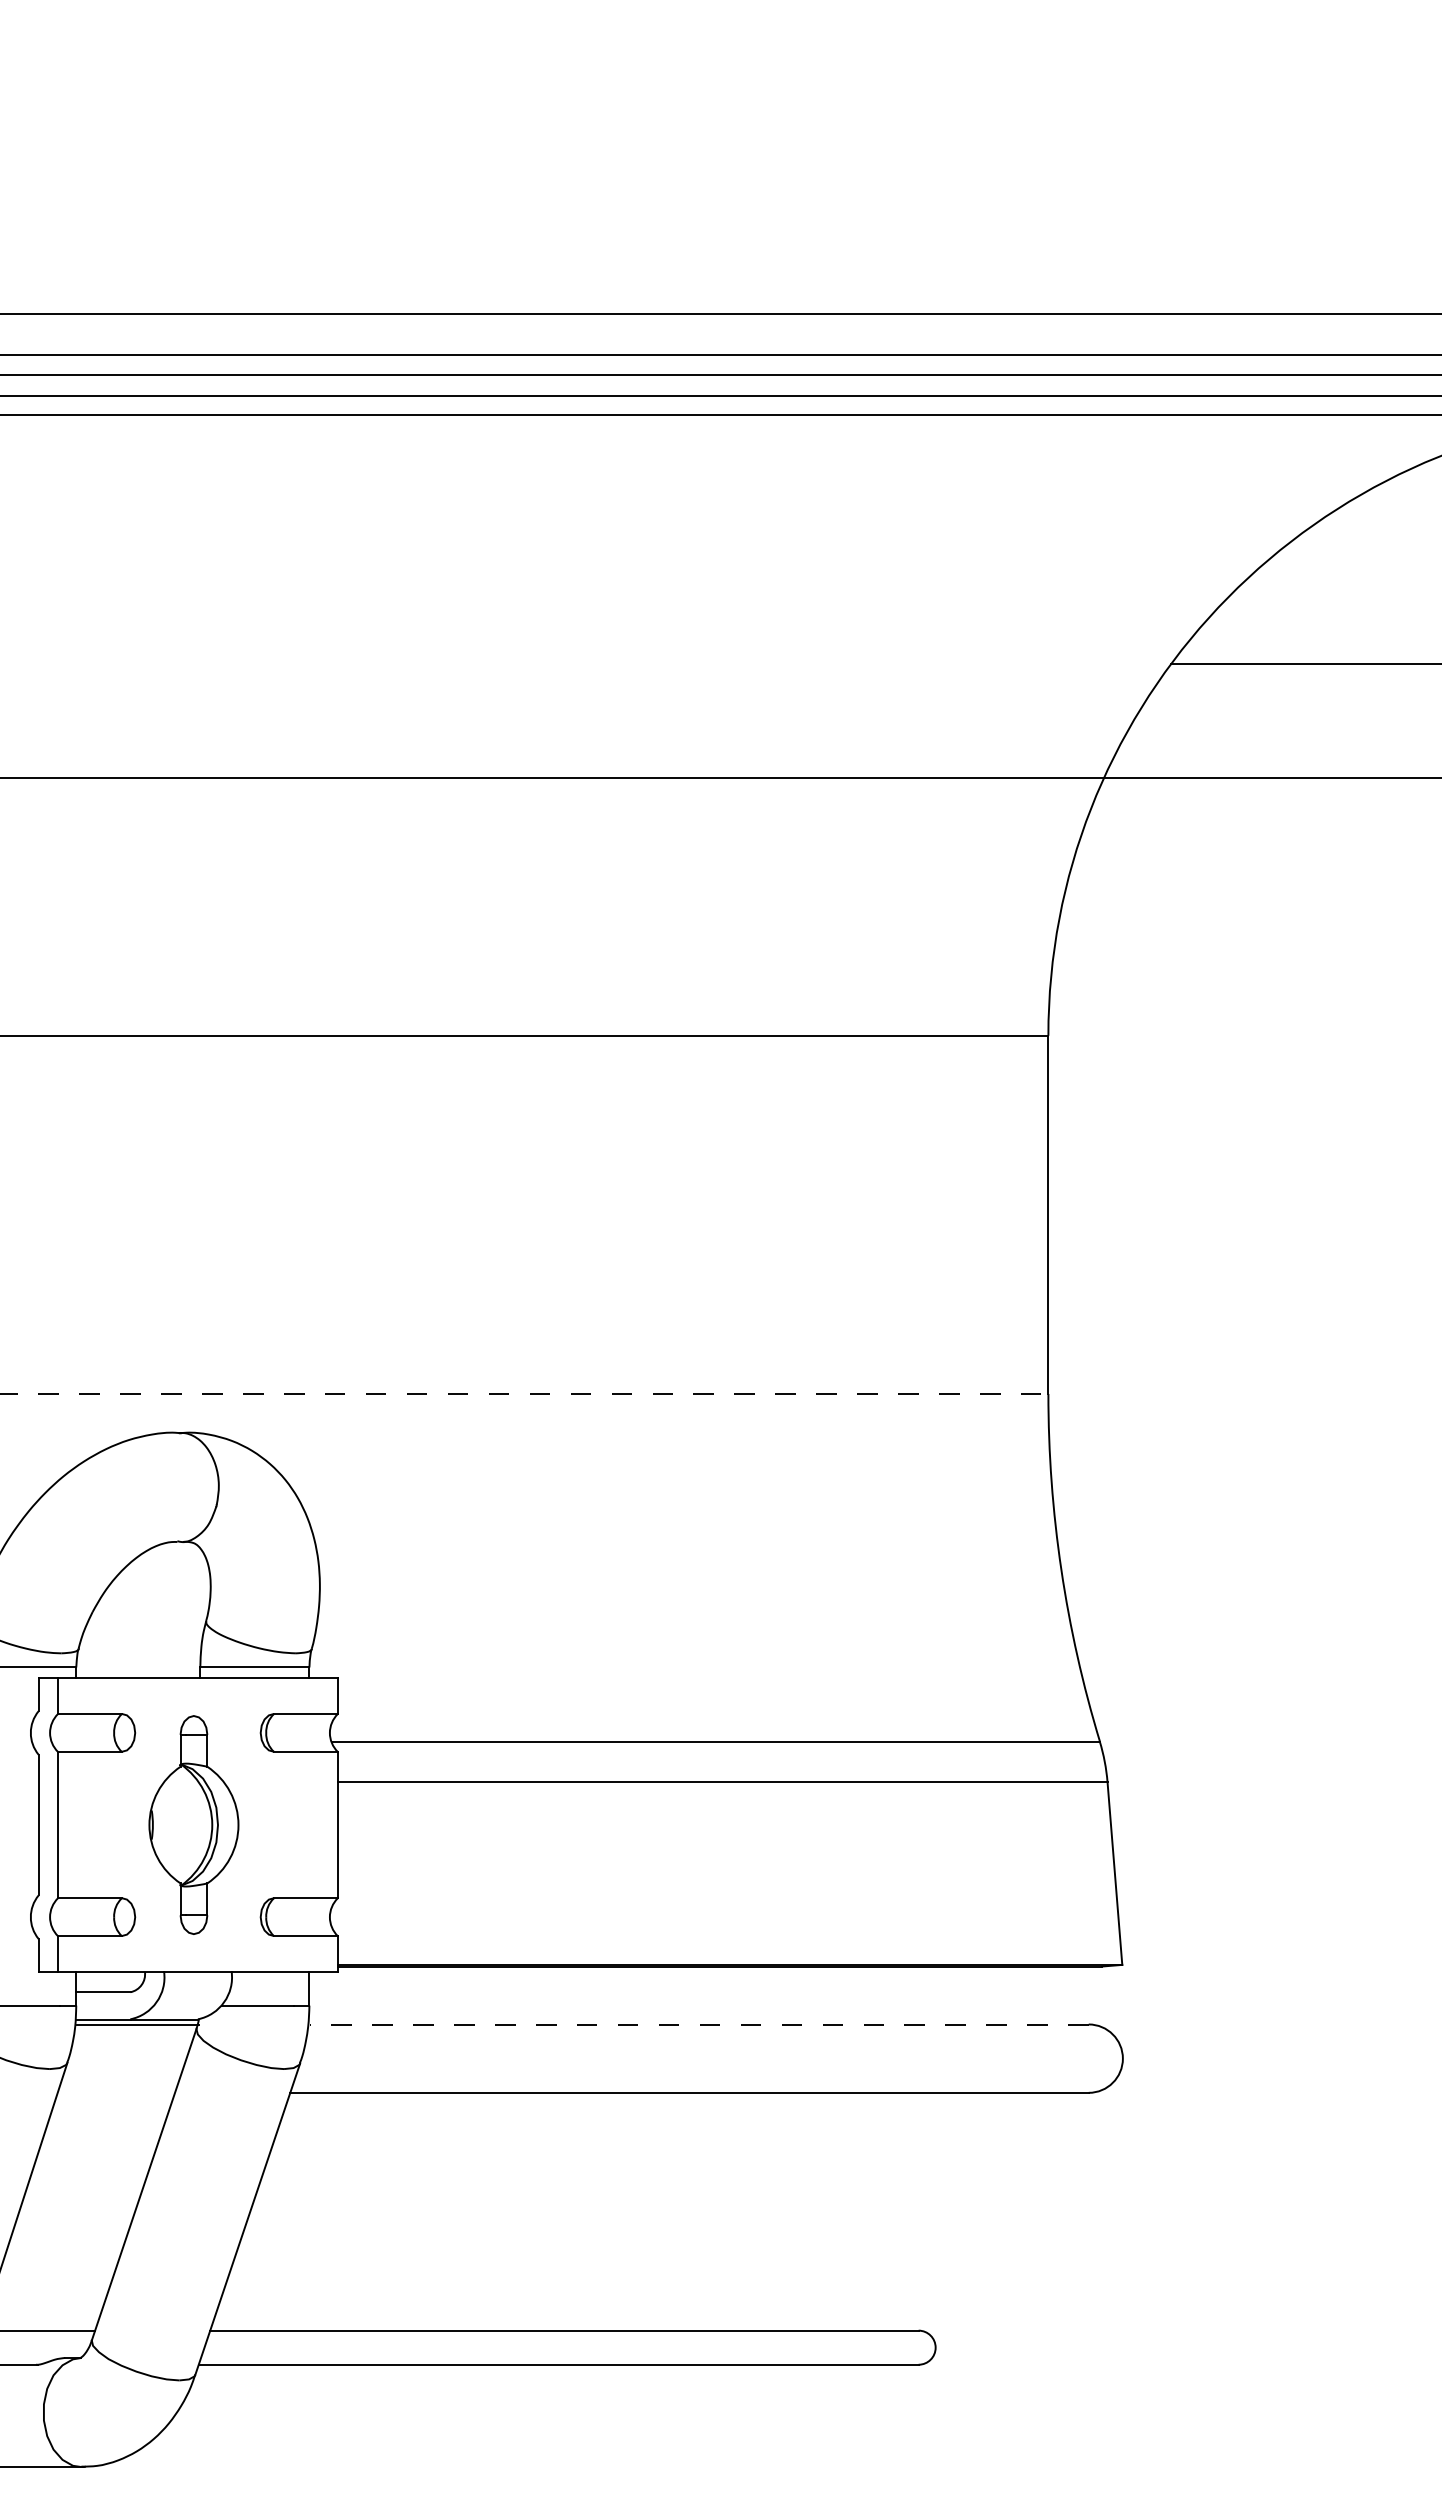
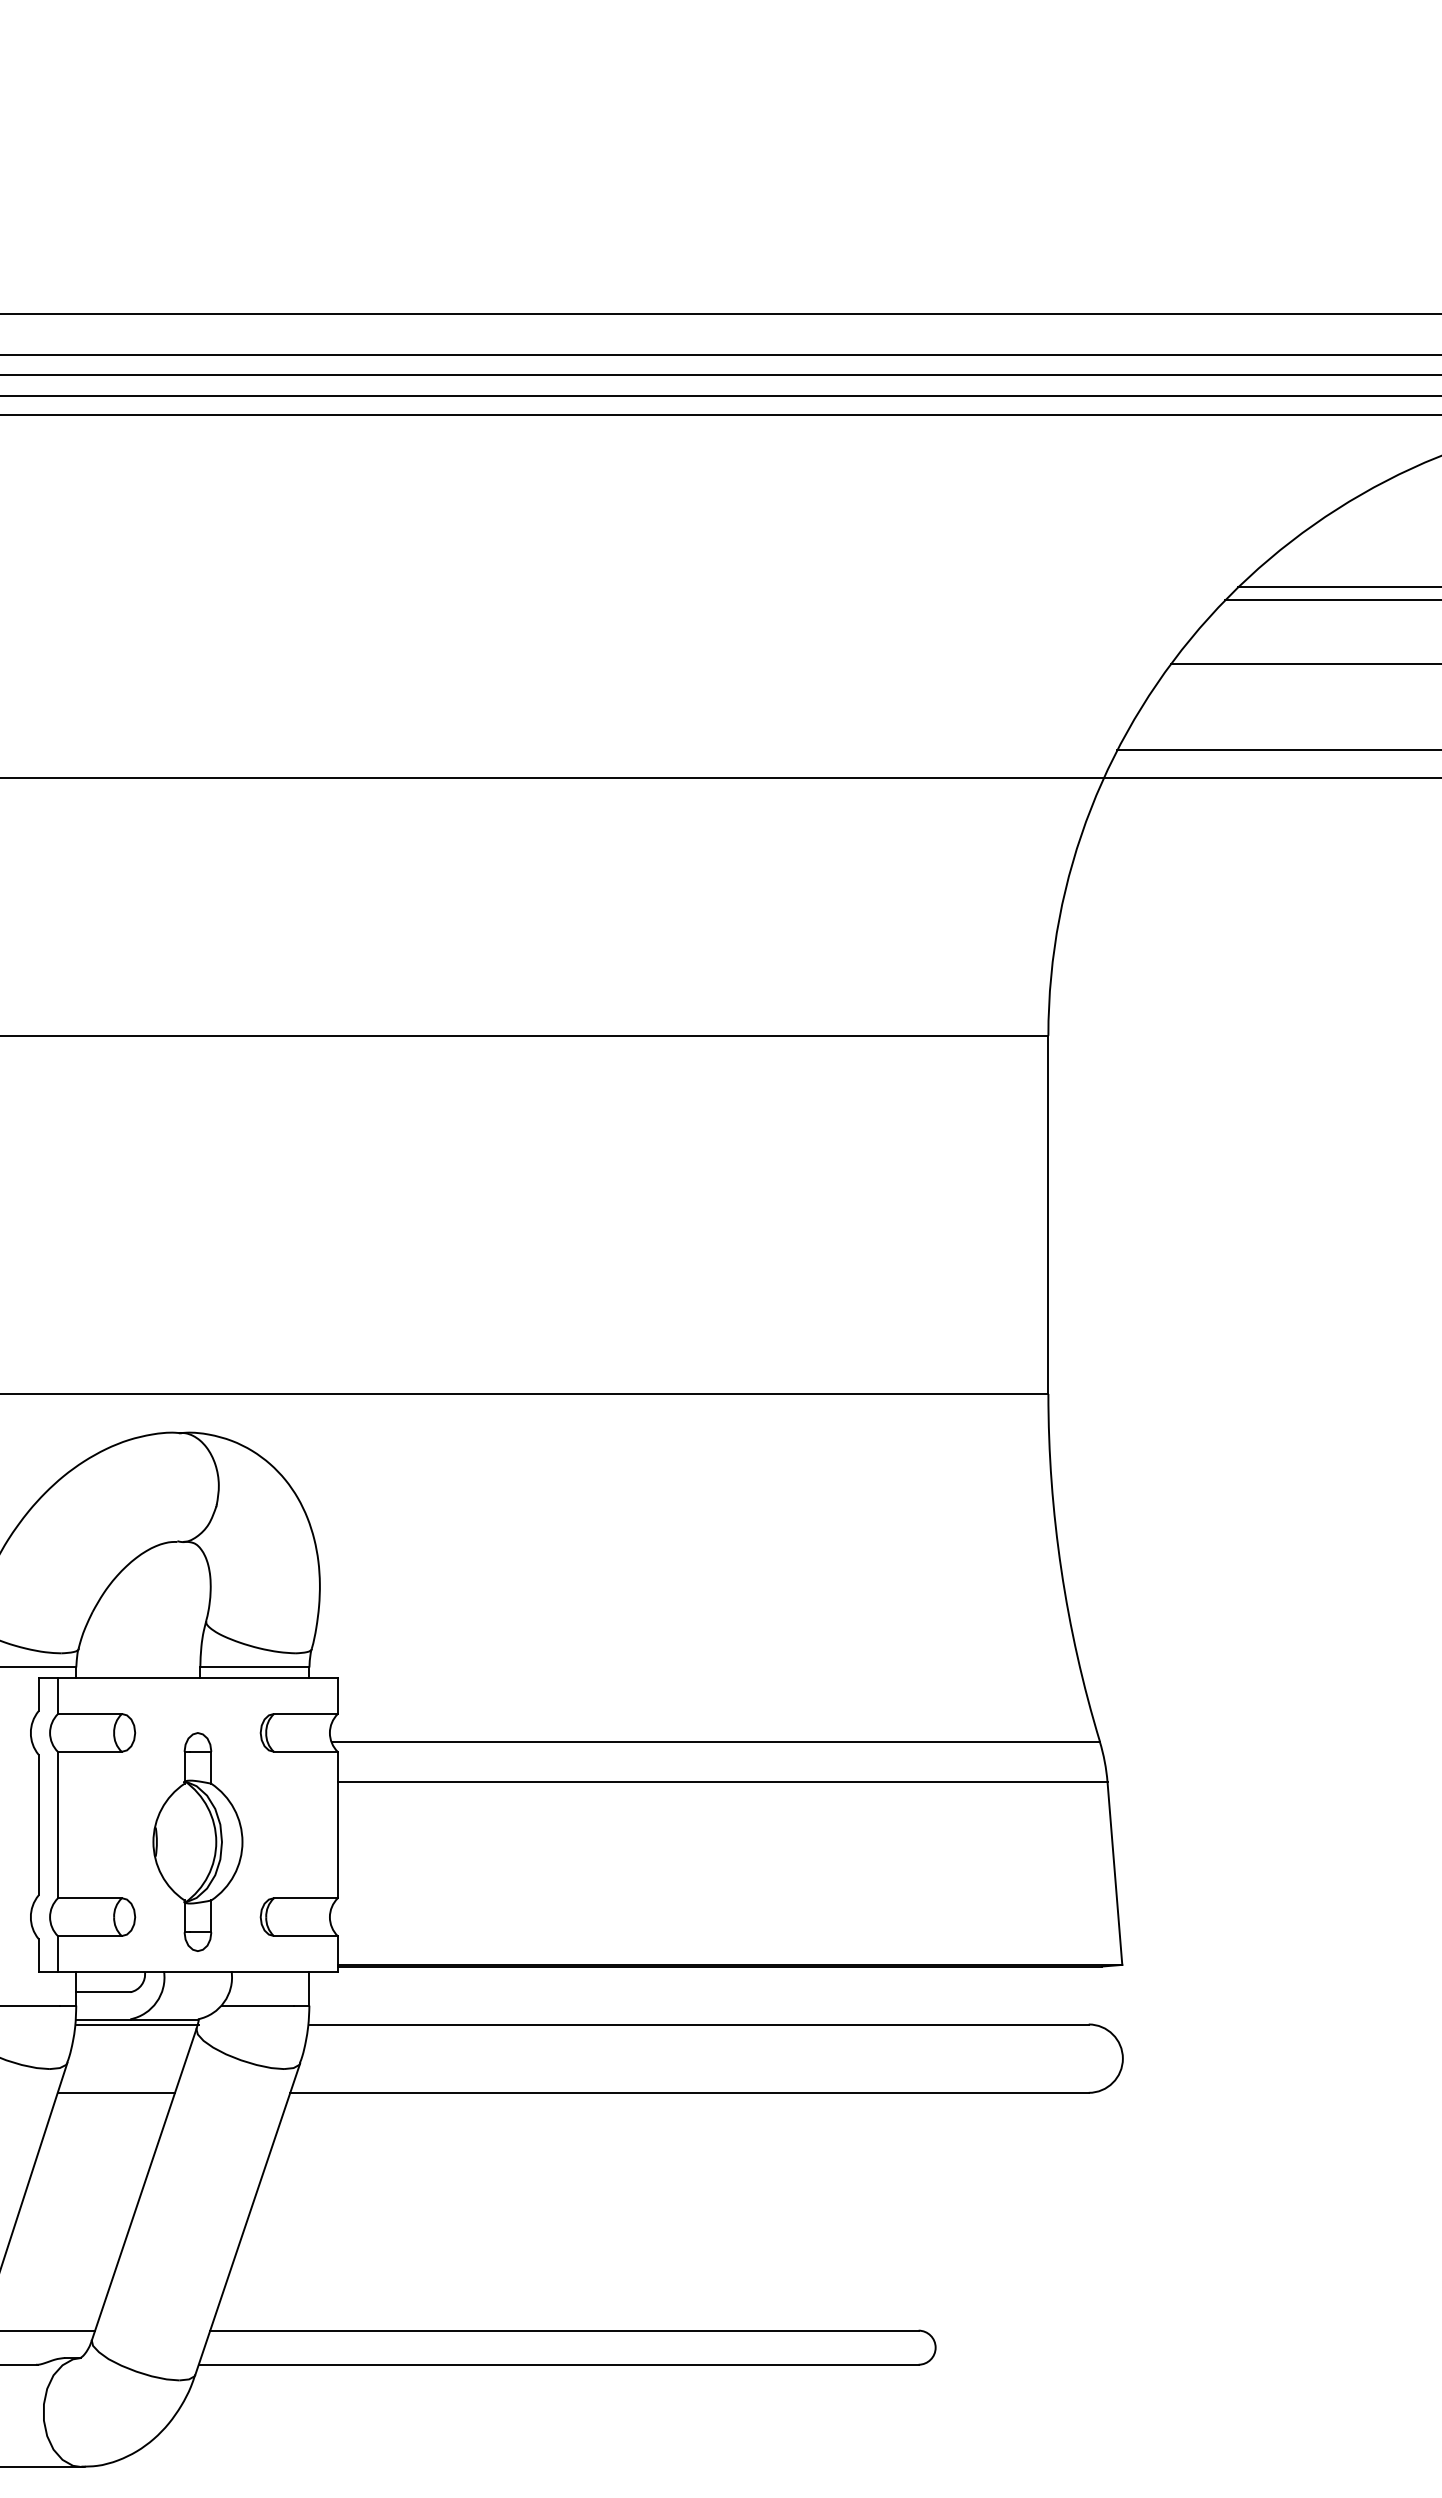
line: none -> present (1338, 587)
line: none -> present (1331, 600)
line: none -> present (1277, 750)
line: dashed -> solid (524, 1394)
part position: (193, 1824) -> (197, 1841) (197, 1841)
line: dashed -> solid (699, 2024)
line: none -> present (116, 2092)
